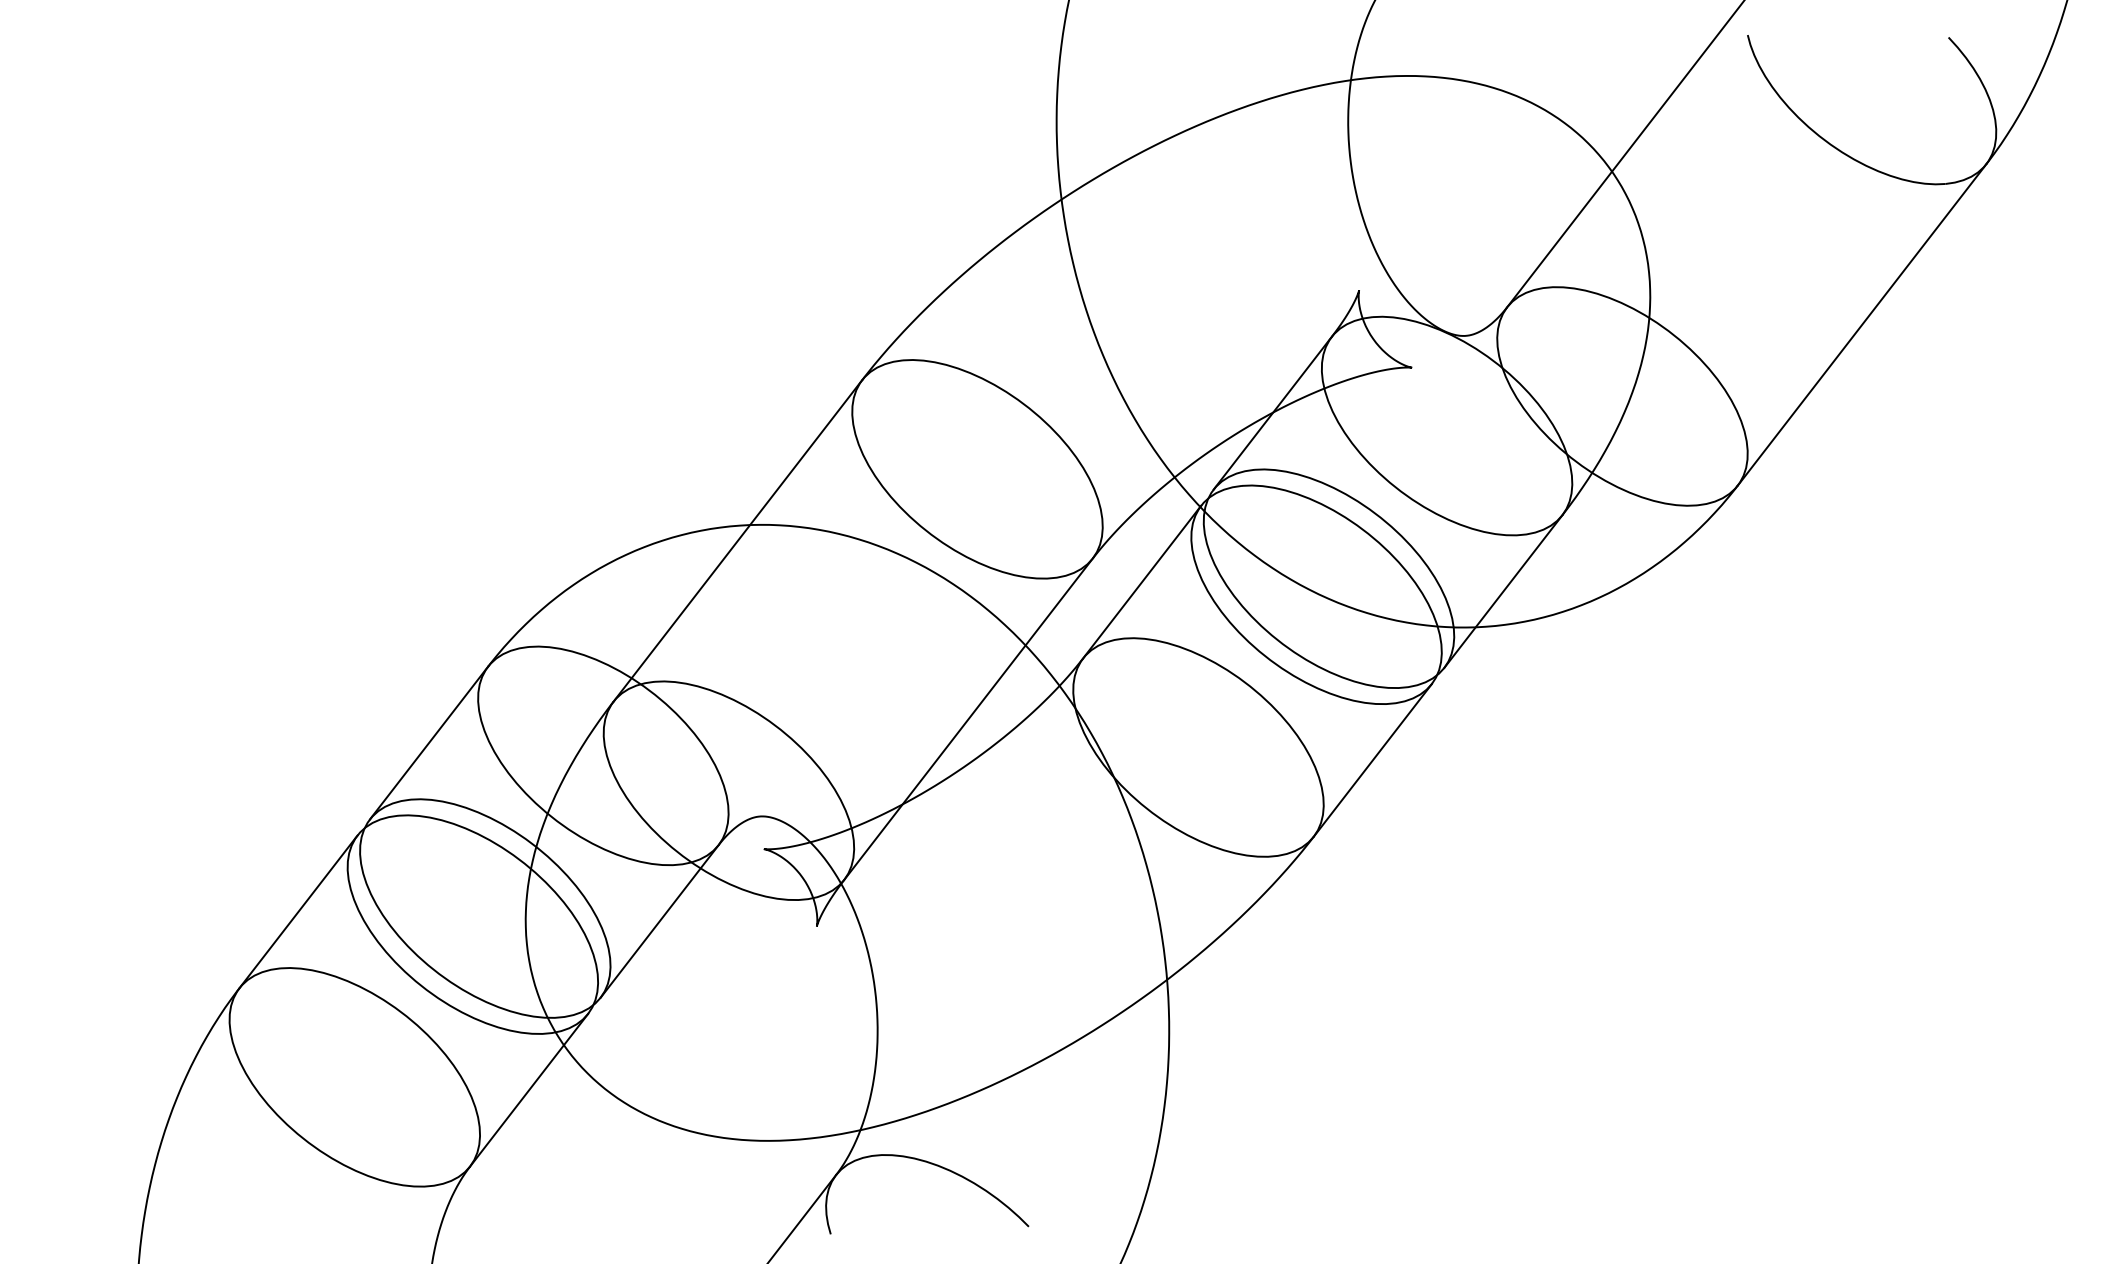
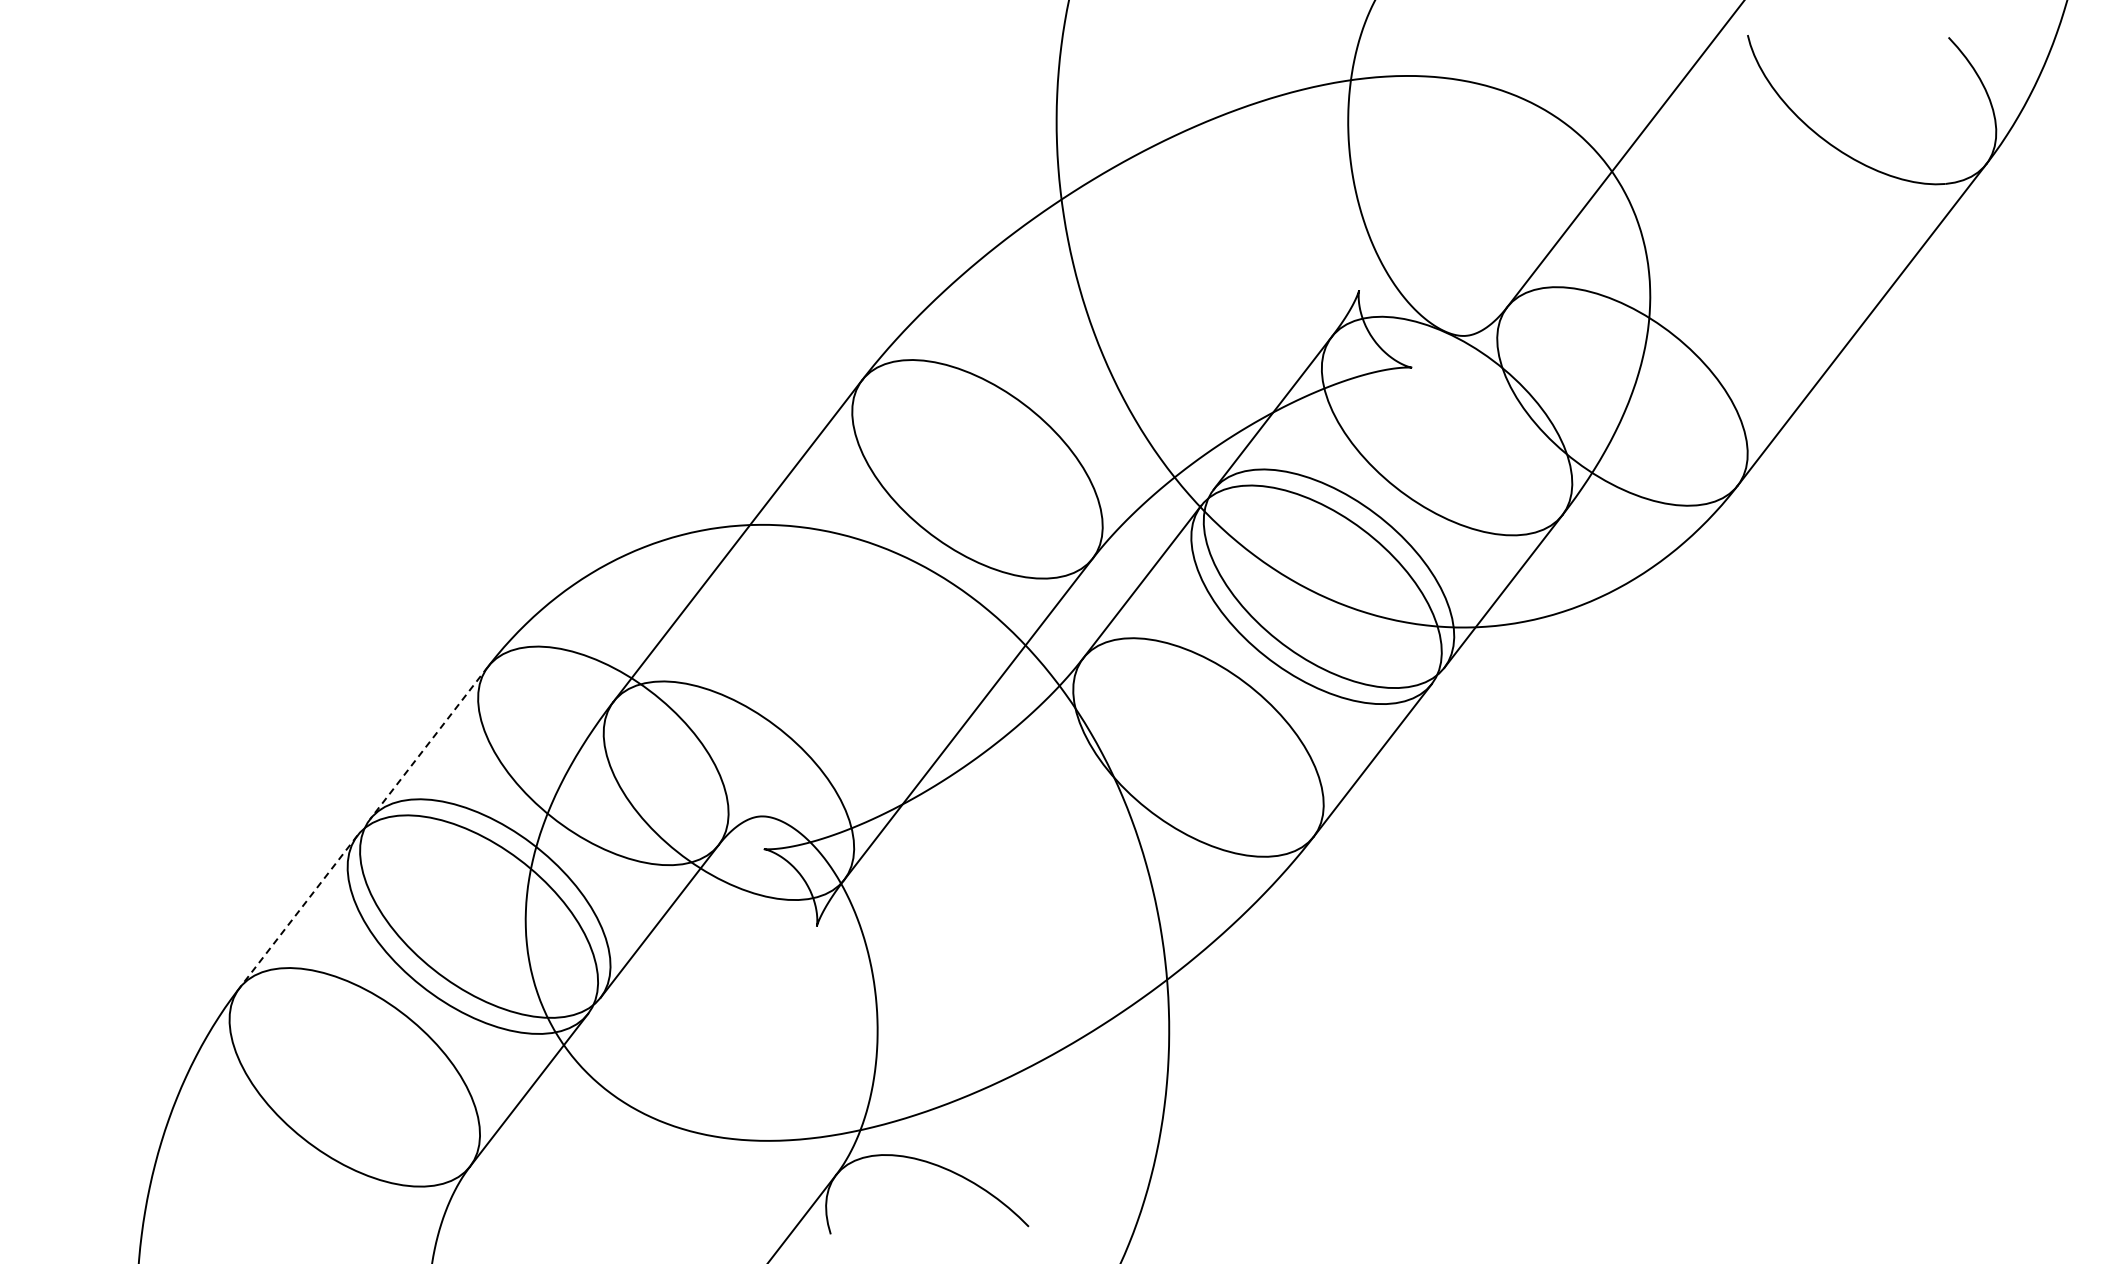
line: solid -> dashed (429, 743)
line: solid -> dashed (298, 911)
